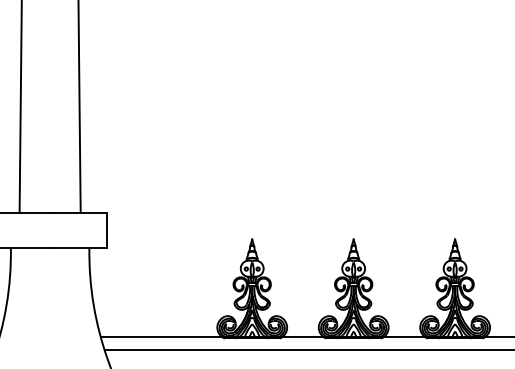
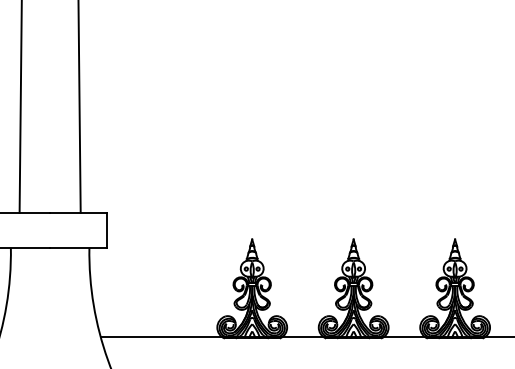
line: present -> none (307, 350)
